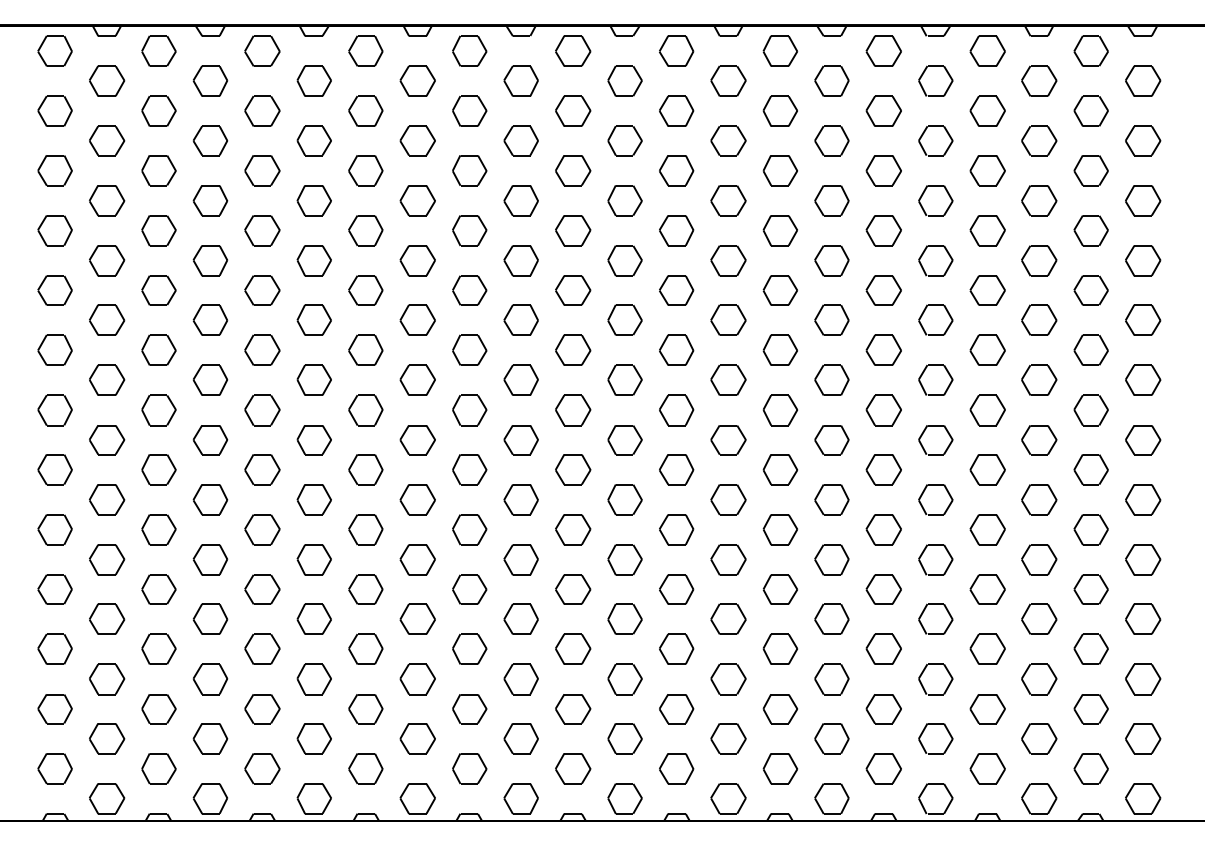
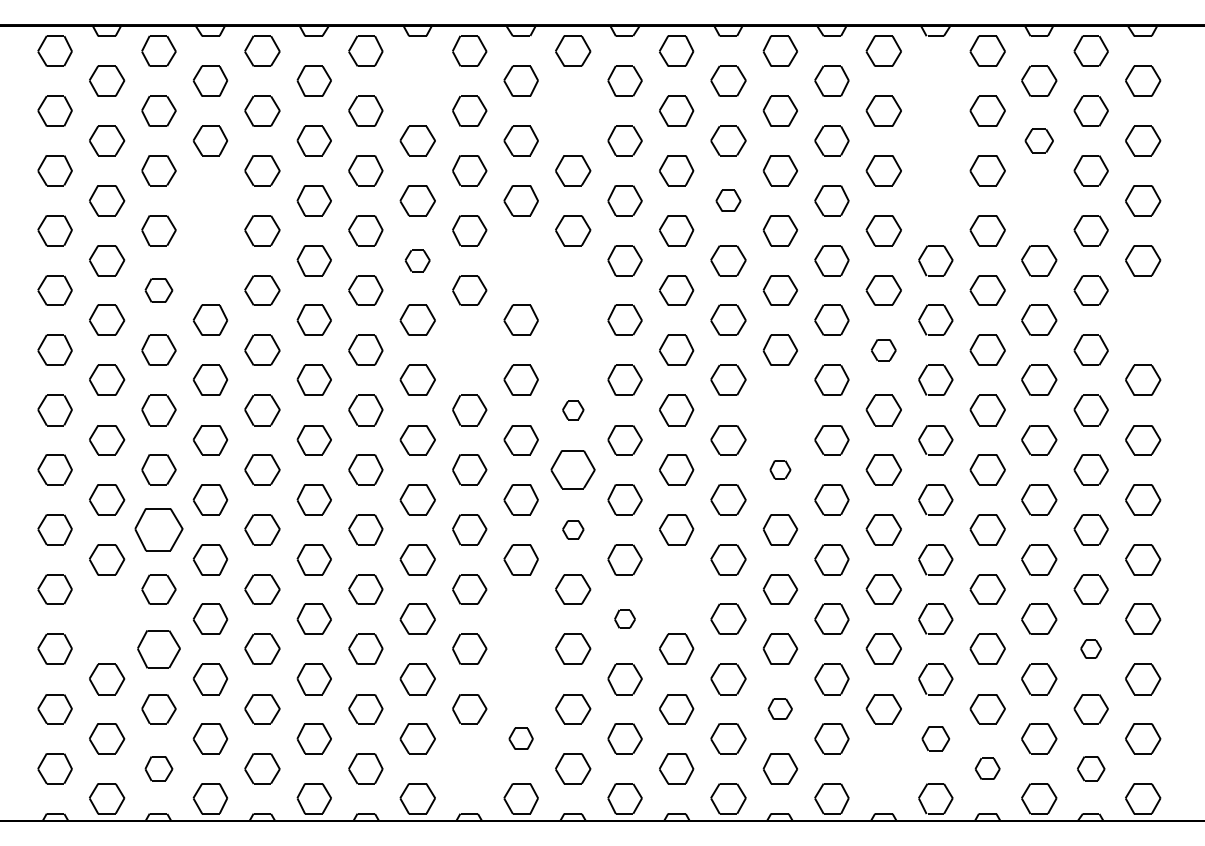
part: present -> none (417, 80)
part: present -> none (935, 80)
part: present -> none (573, 110)
part: present -> none (935, 140)
part size: 37x32 px -> 30x26 px (1038, 140)
part: present -> none (210, 200)
part size: 37x32 px -> 27x23 px (728, 200)
part: present -> none (935, 200)
part: present -> none (1039, 200)
part: present -> none (210, 260)
part size: 37x32 px -> 27x24 px (417, 260)
part: present -> none (520, 260)
part size: 36x31 px -> 30x25 px (158, 290)
part: present -> none (573, 290)
part: present -> none (1143, 319)
part: present -> none (469, 349)
part: present -> none (573, 349)
part size: 37x32 px -> 27x23 px (883, 350)
part size: 37x33 px -> 23x21 px (573, 410)
part: present -> none (780, 410)
part size: 37x32 px -> 46x40 px (572, 469)
part size: 37x32 px -> 23x20 px (780, 469)
part size: 36x32 px -> 50x44 px (158, 529)
part size: 37x32 px -> 23x20 px (573, 529)
part: present -> none (676, 589)
part: present -> none (107, 618)
part: present -> none (520, 618)
part size: 36x32 px -> 22x20 px (624, 618)
part size: 36x32 px -> 44x39 px (158, 649)
part size: 36x32 px -> 22x20 px (1090, 648)
part: present -> none (520, 679)
part size: 36x31 px -> 26x22 px (779, 708)
part size: 36x32 px -> 26x23 px (520, 738)
part size: 36x32 px -> 30x26 px (935, 738)
part size: 36x32 px -> 30x26 px (158, 768)
part: present -> none (469, 768)
part: present -> none (883, 768)
part size: 37x32 px -> 27x23 px (987, 768)
part size: 36x32 px -> 29x26 px (1091, 768)
